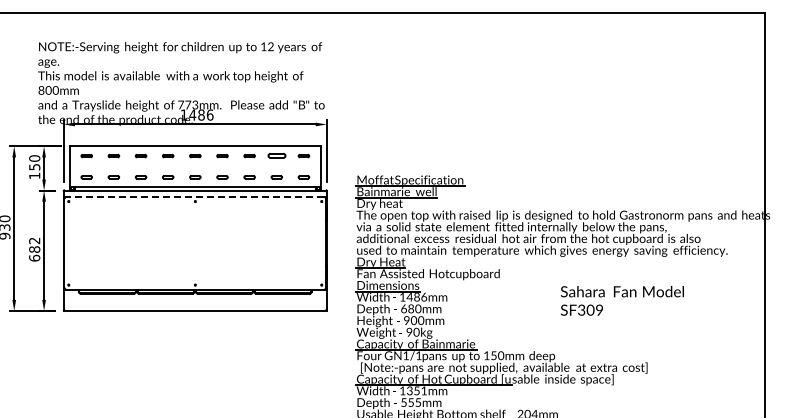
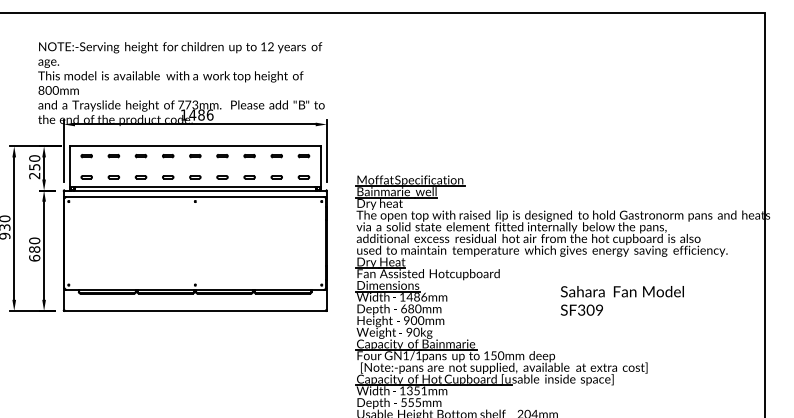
part size: 20x6 px -> 13x5 px (276, 156)
text: 150 -> 250 (34, 175)
line: dashed -> solid (194, 197)
text: 682 -> 680 (34, 240)
